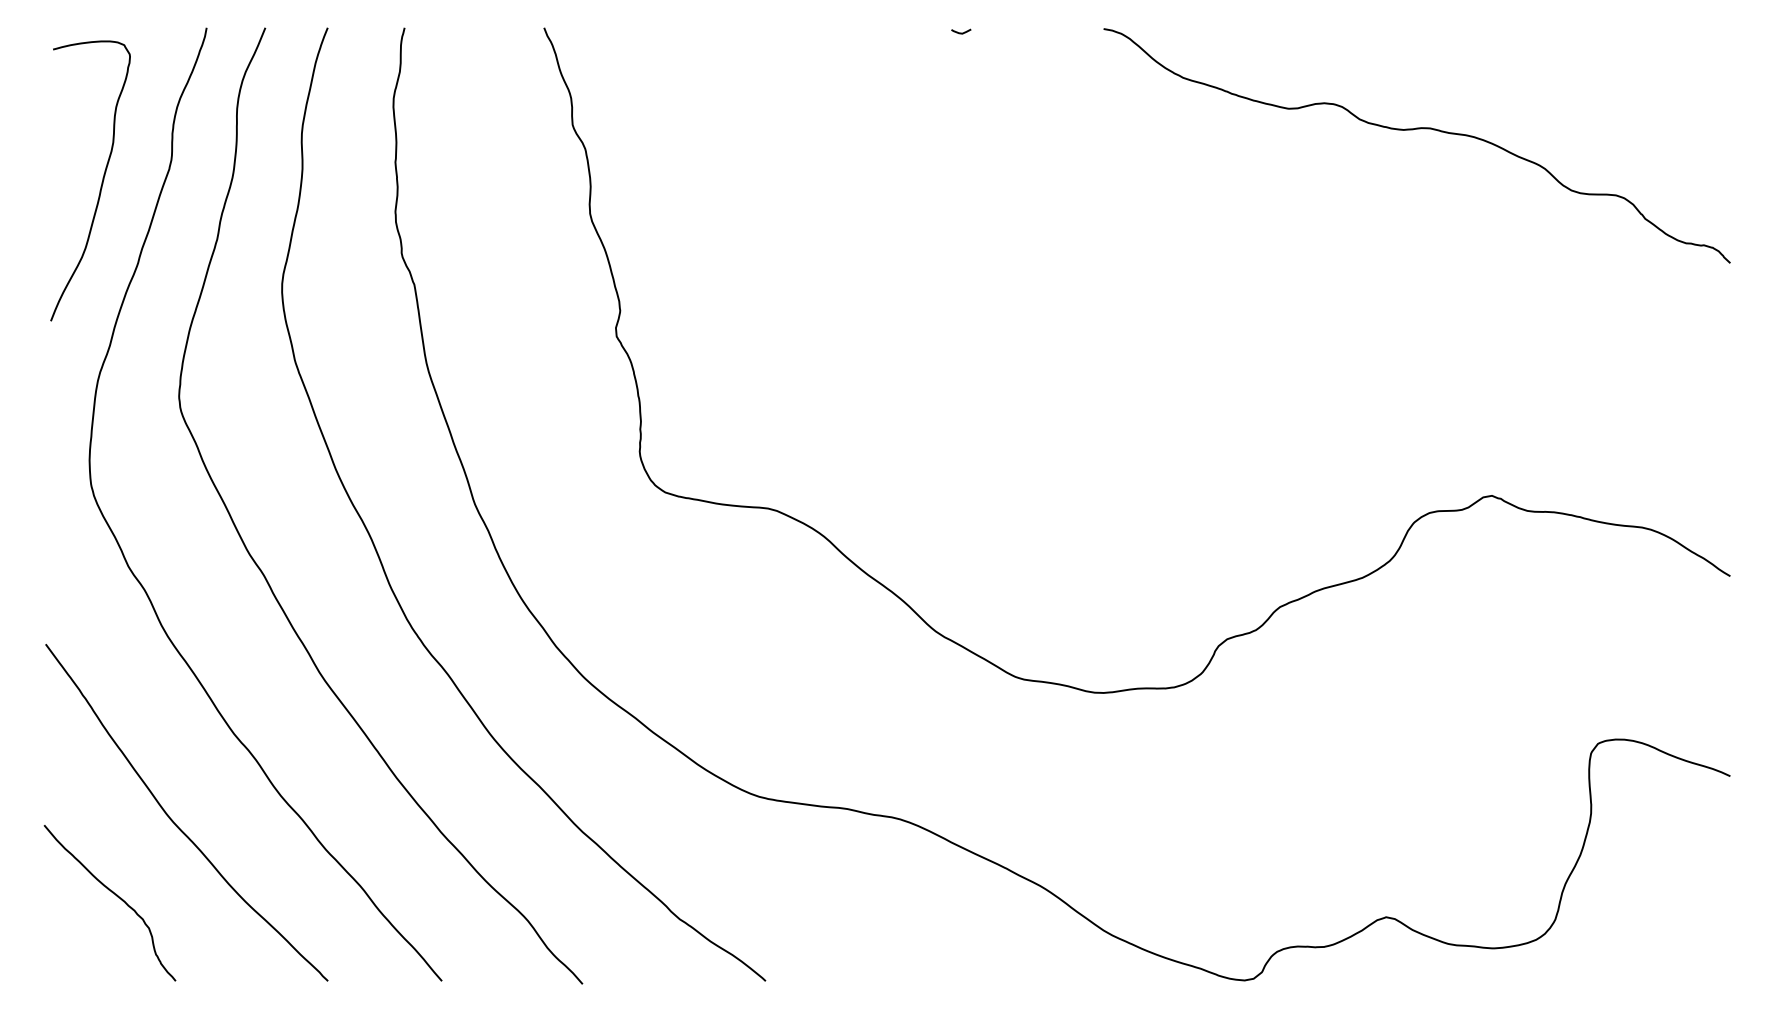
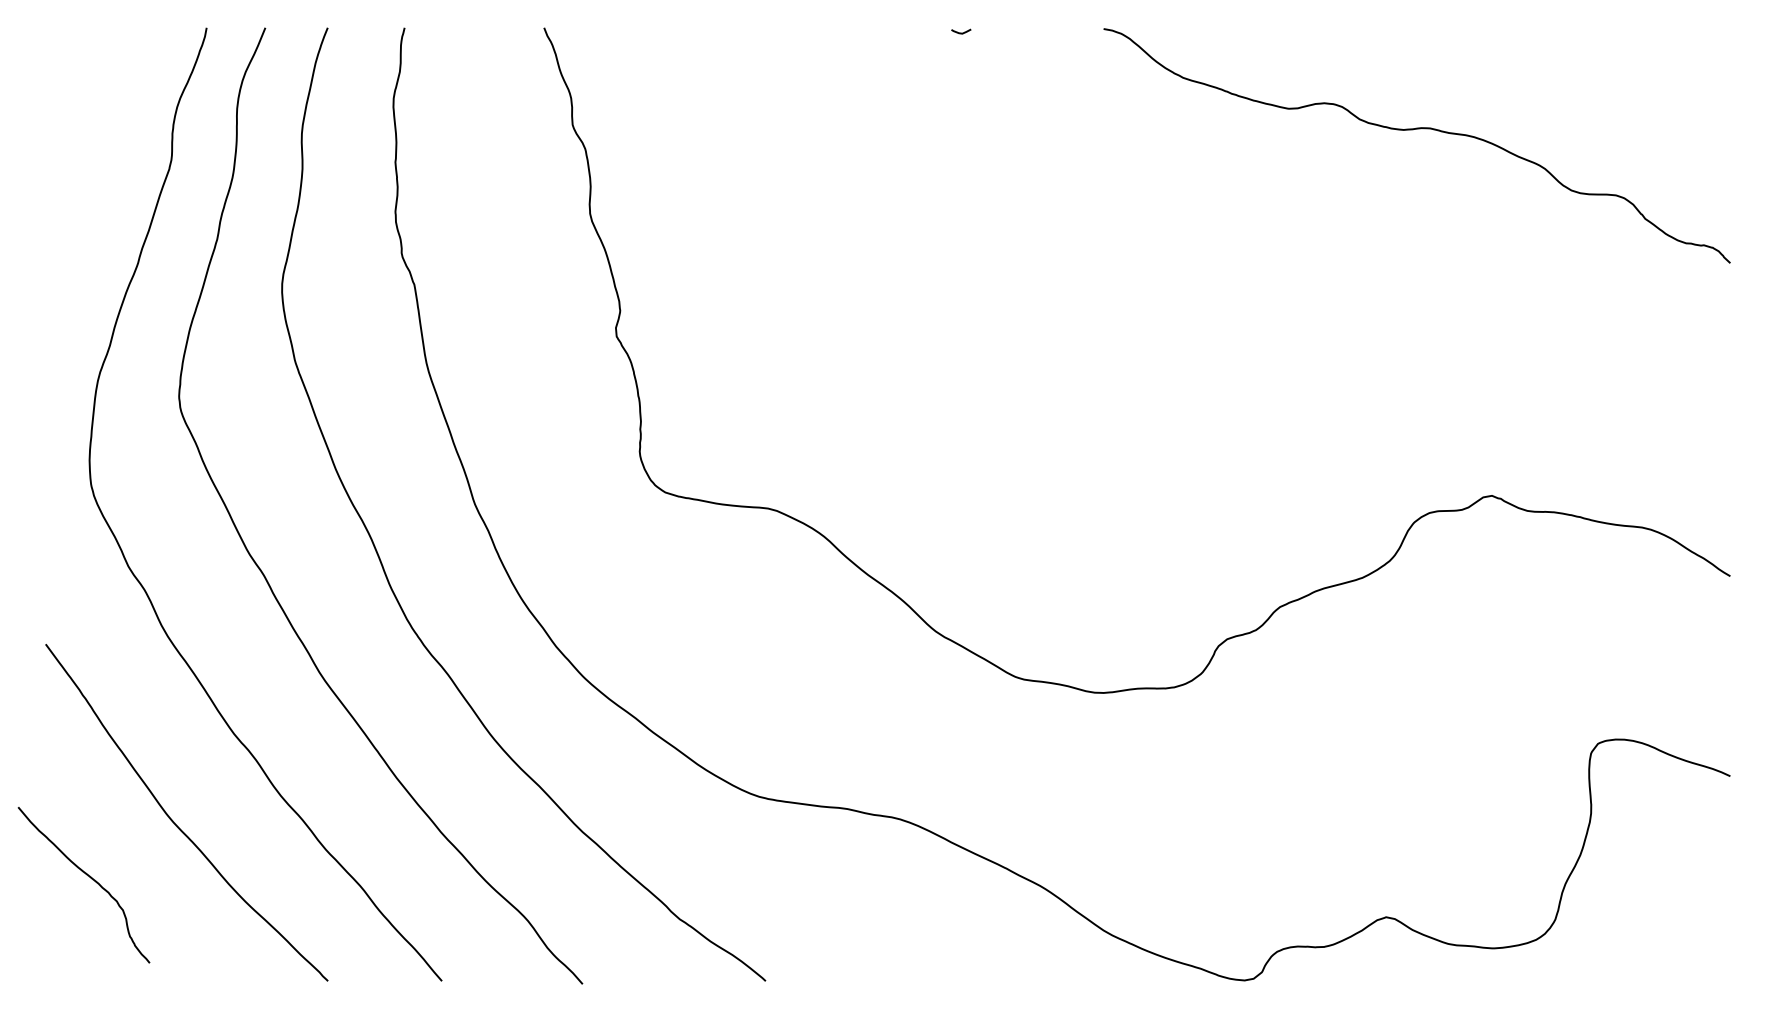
curve: present -> none (101, 182)
curve position: (116, 896) -> (90, 878) (90, 878)
